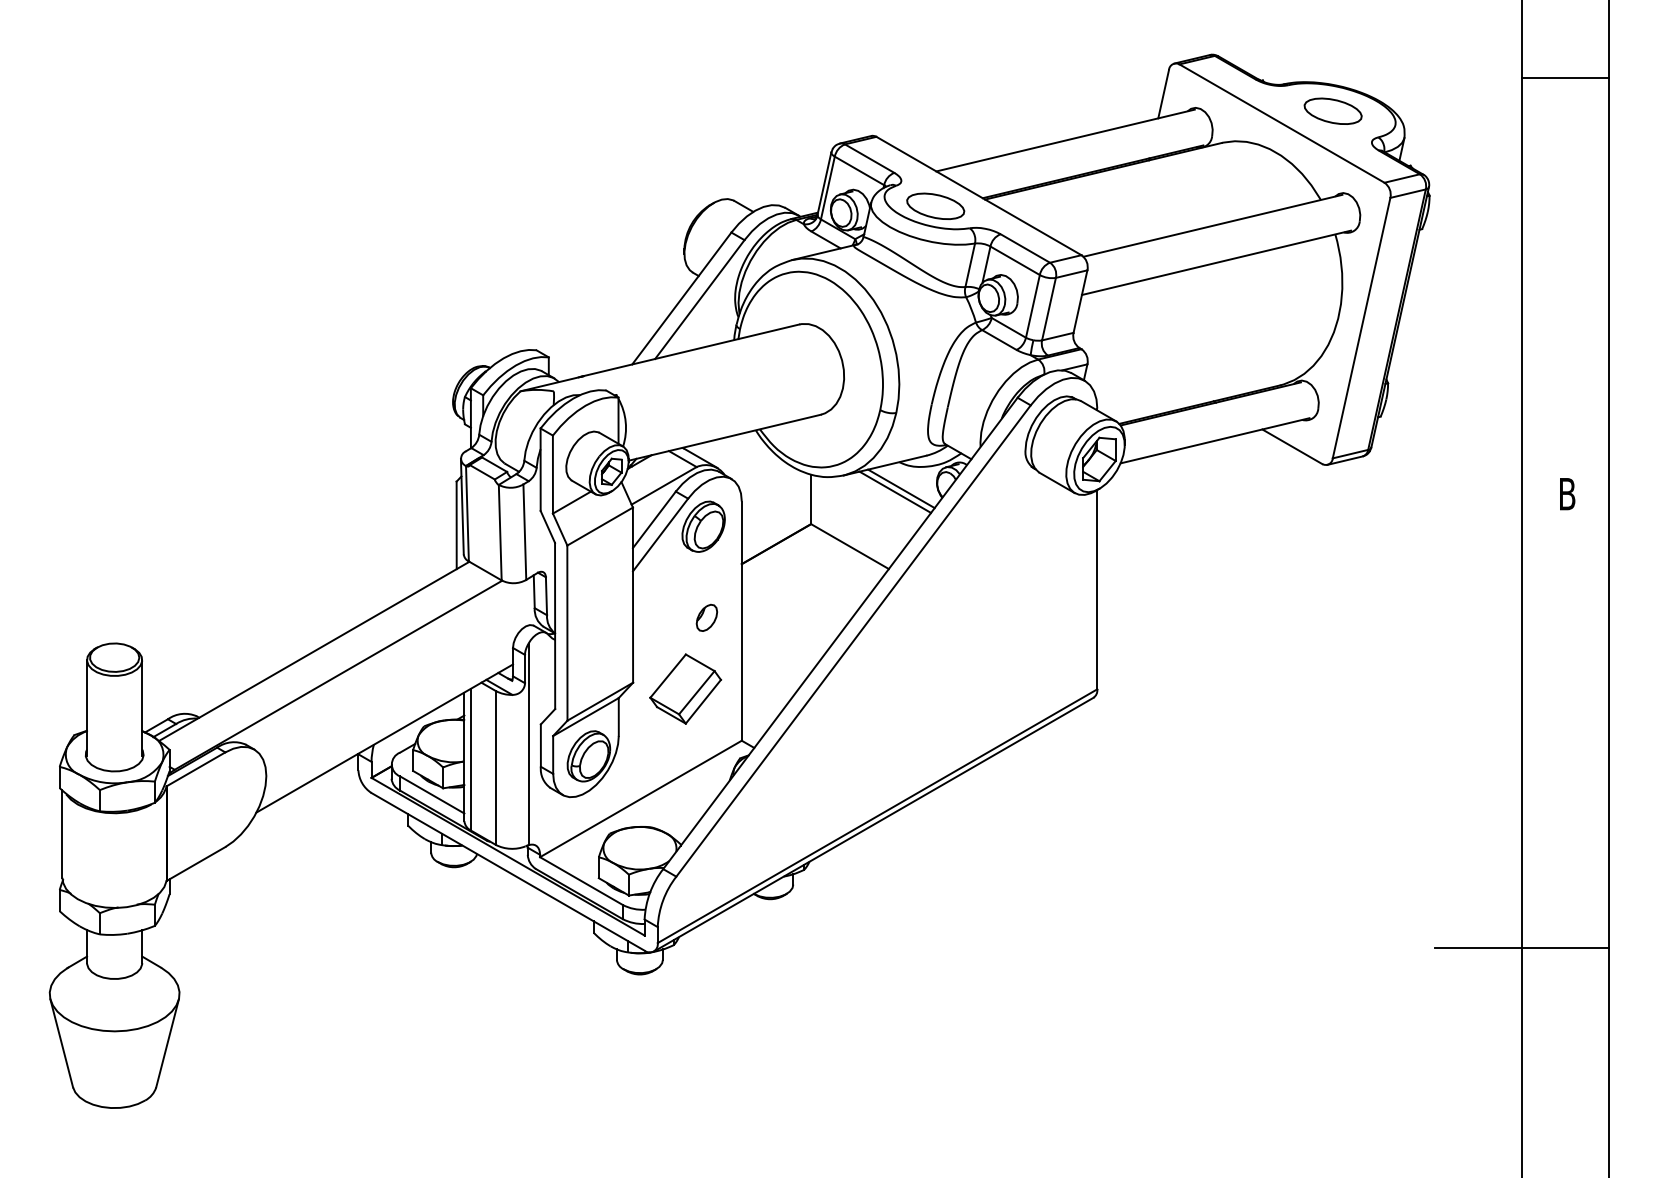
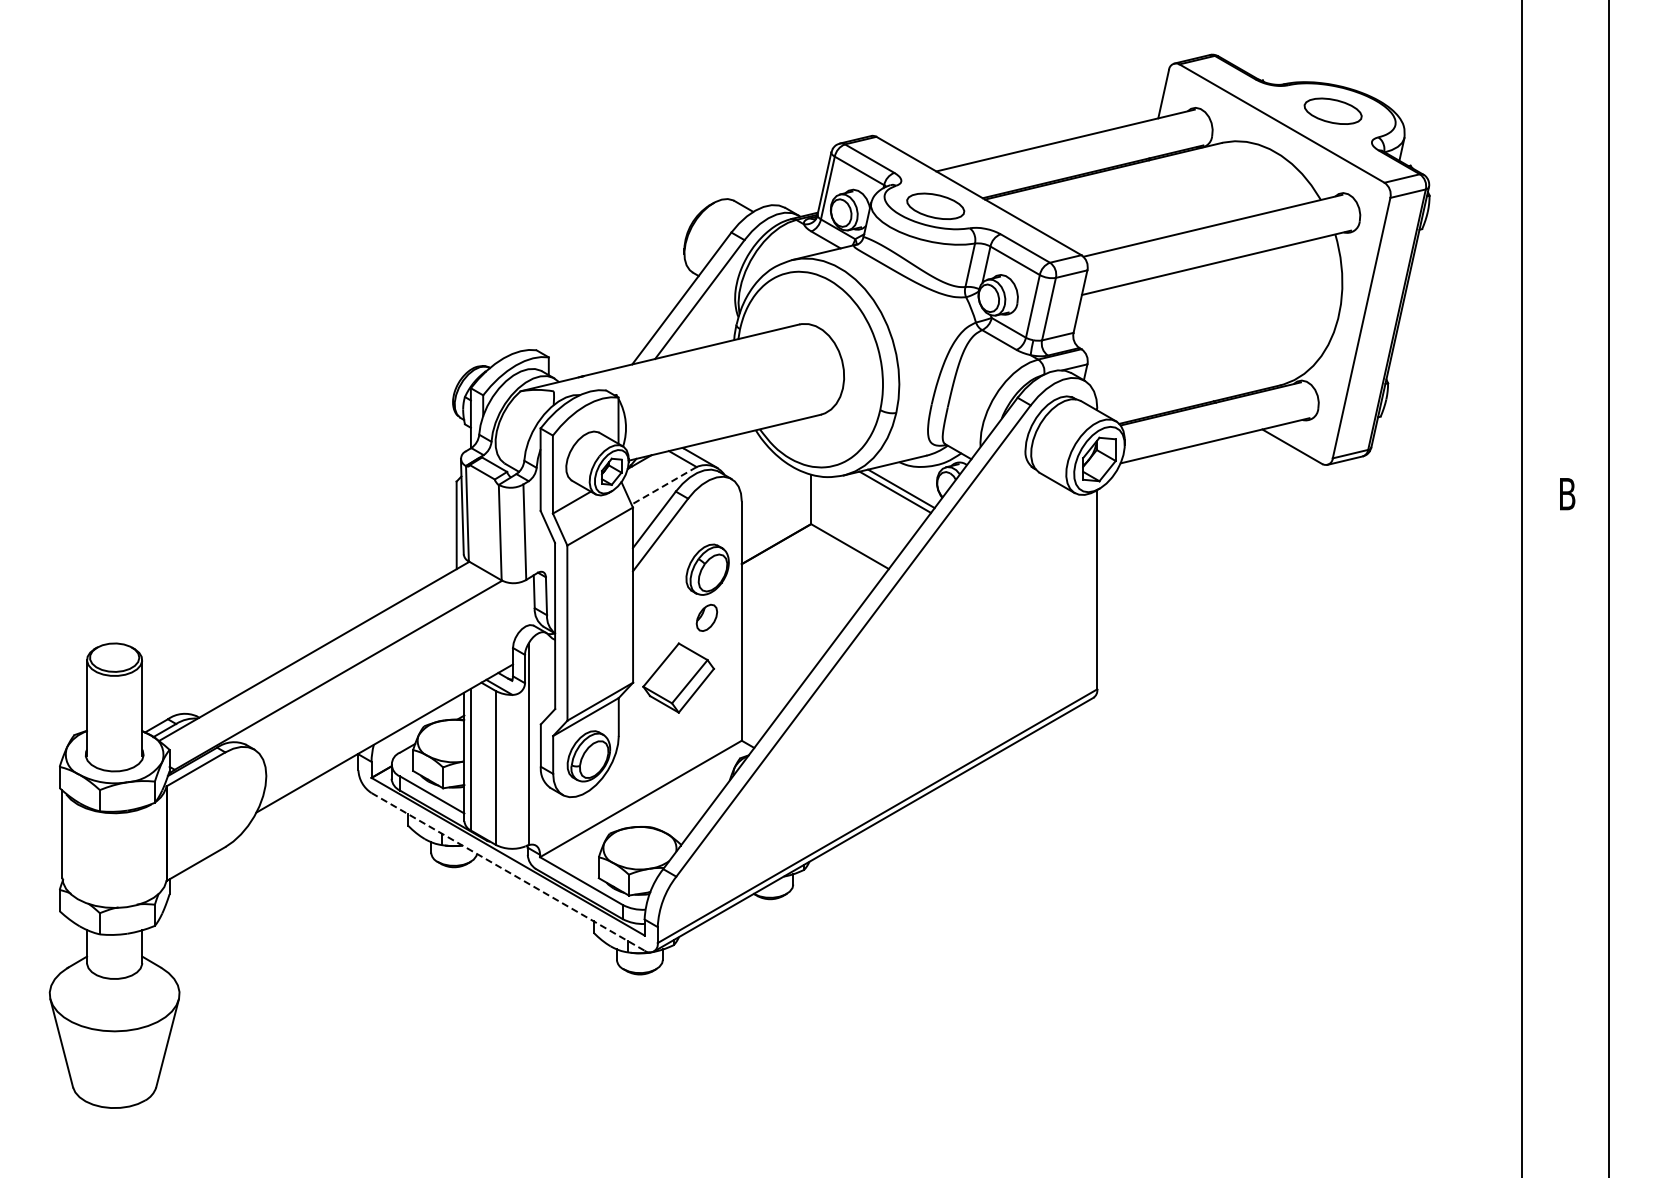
line: present -> none (1565, 77)
line: solid -> dashed (664, 485)
part position: (703, 526) -> (707, 569) (707, 569)
part position: (685, 688) -> (678, 677) (678, 677)
line: solid -> dashed (508, 871)
line: present -> none (1522, 947)
